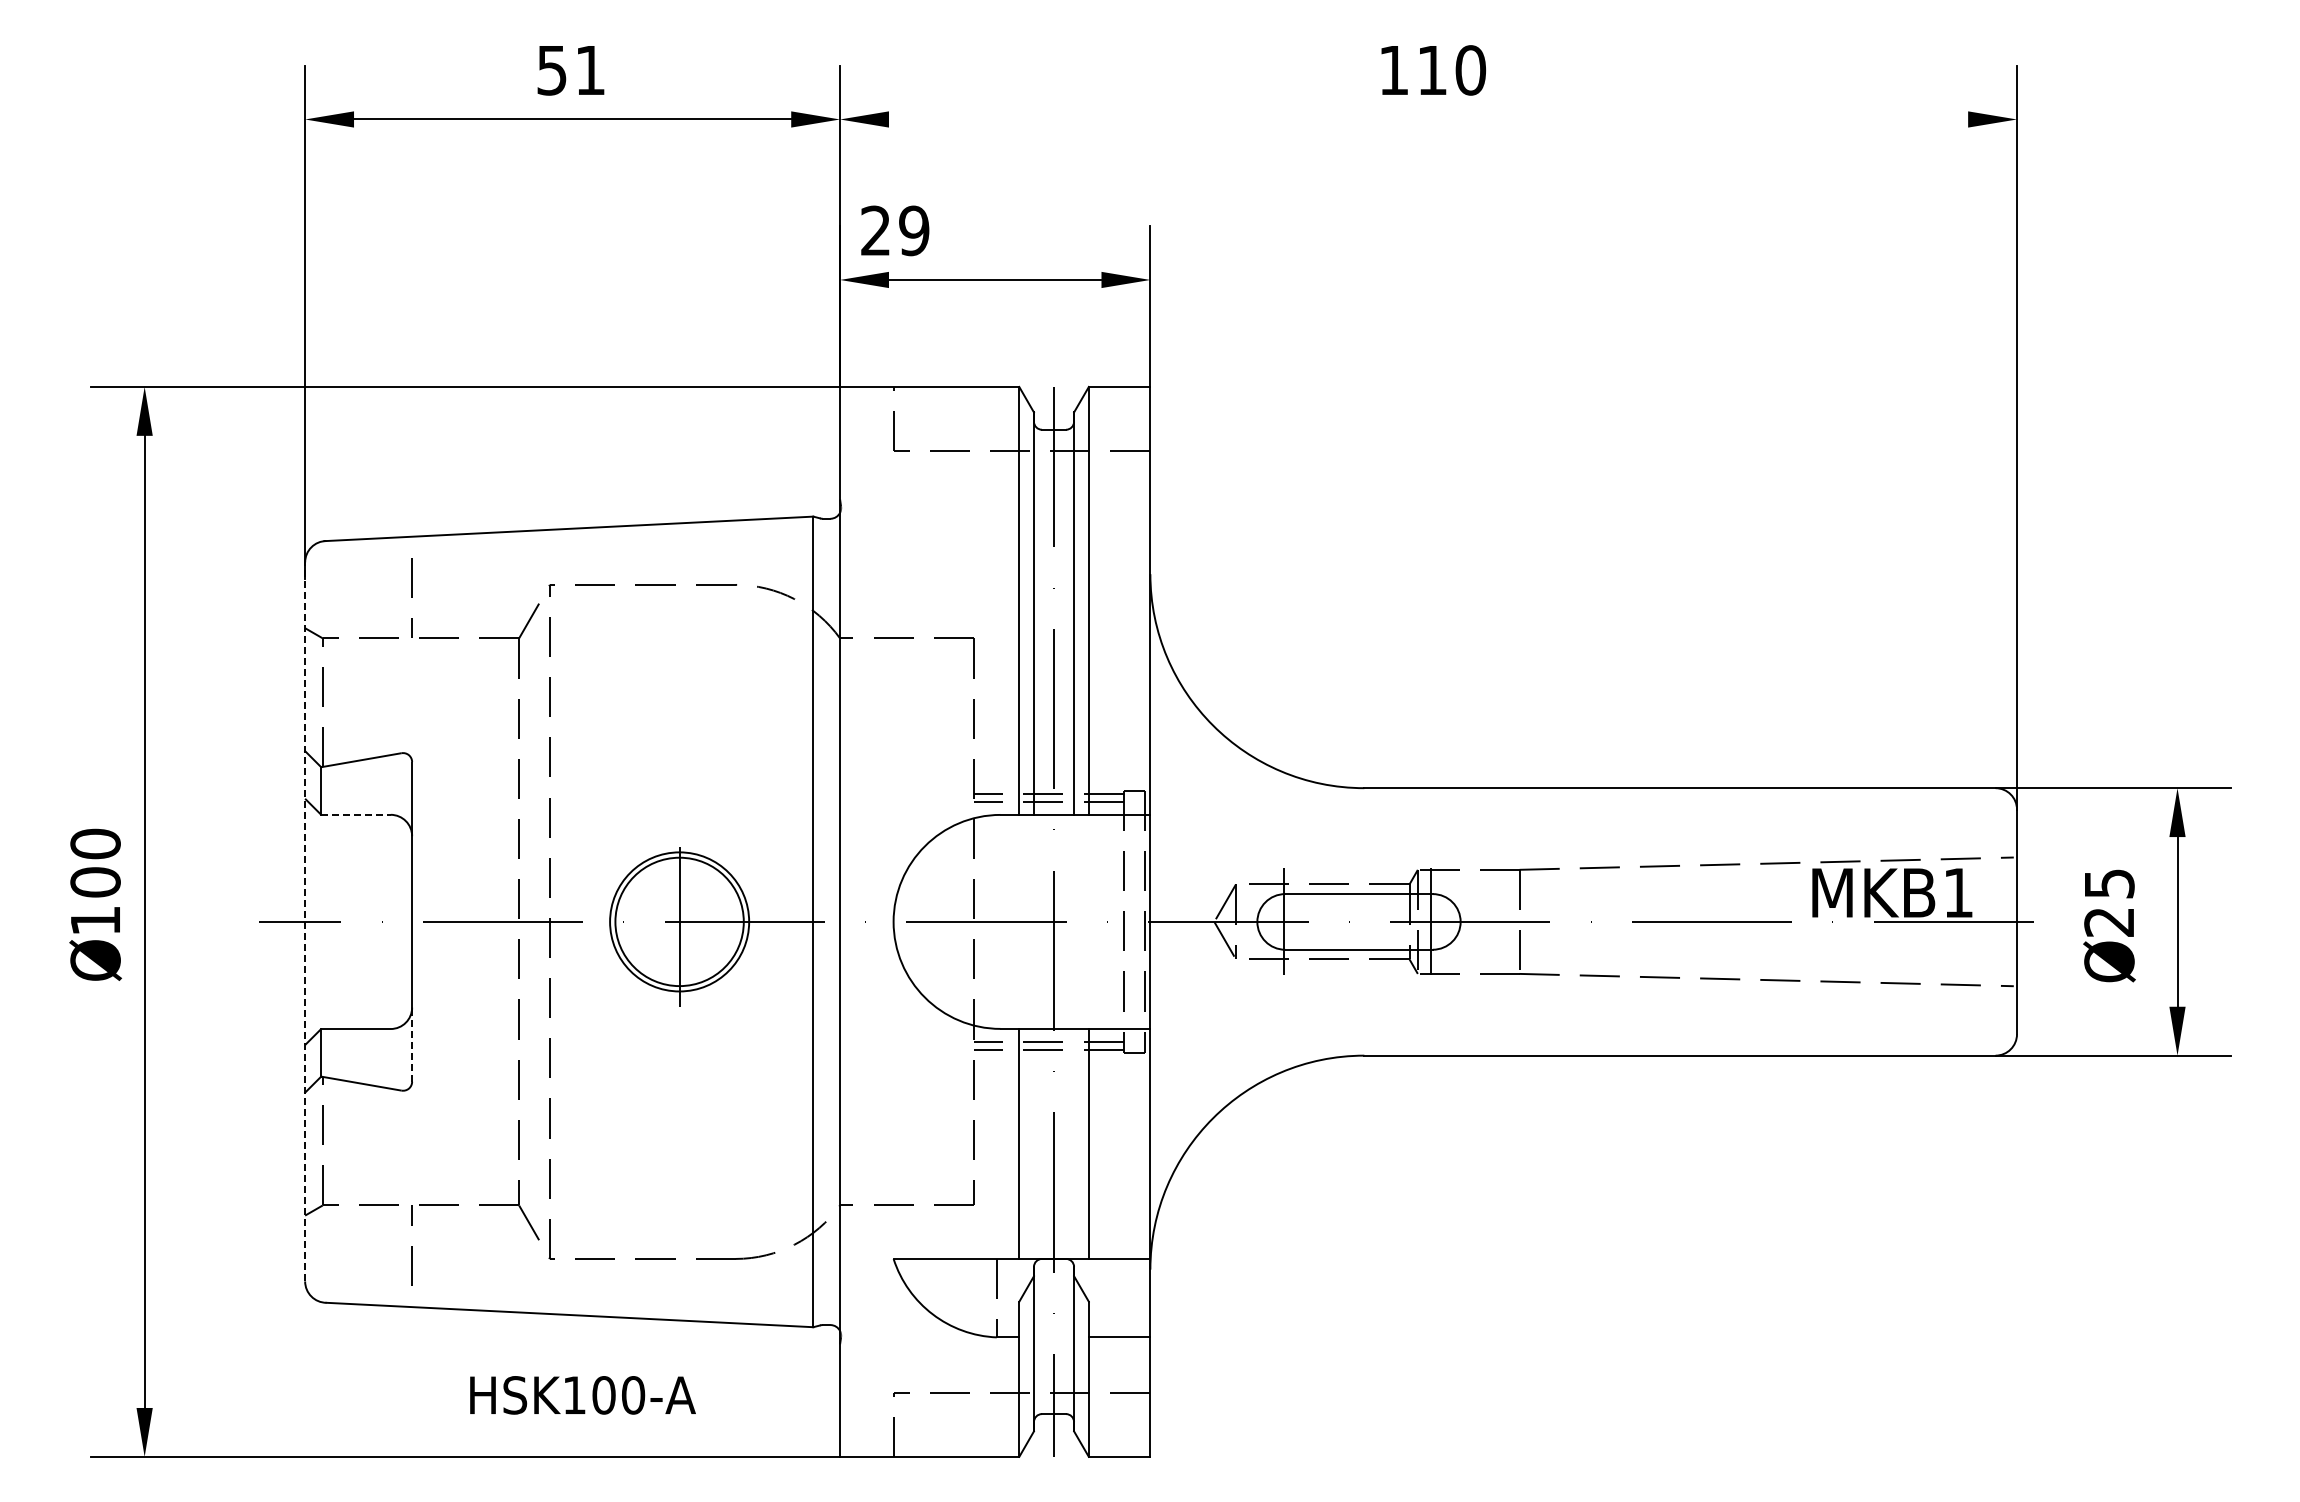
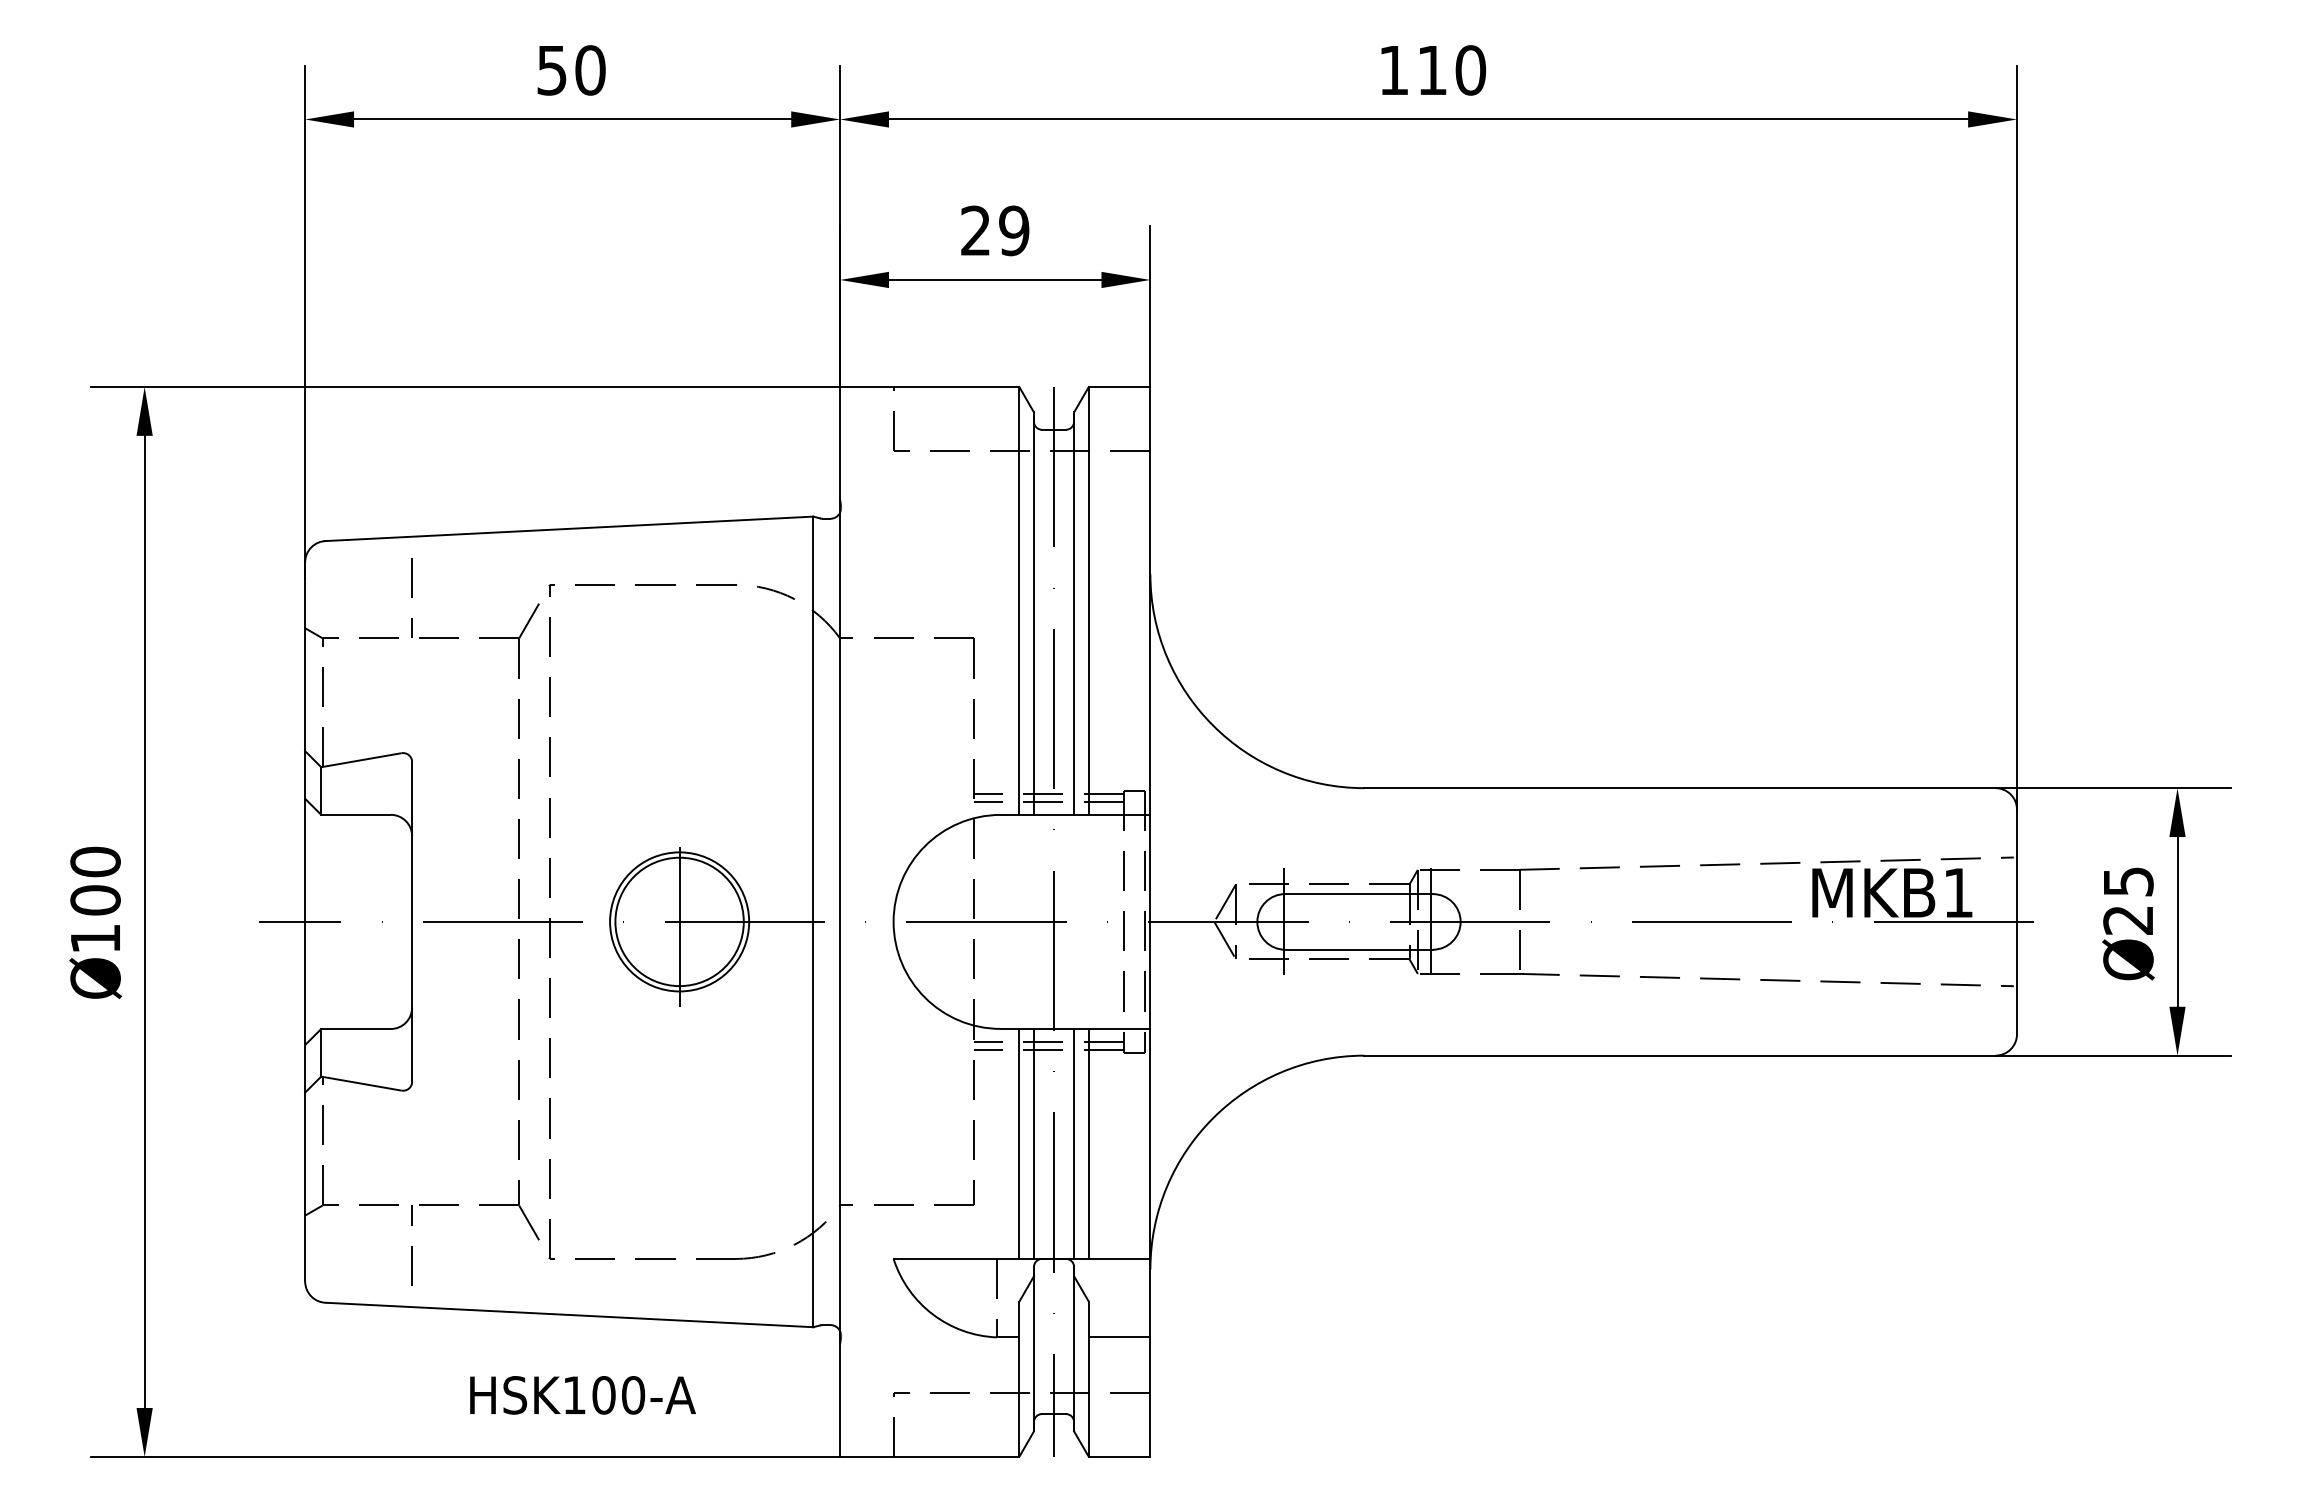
text: 51 -> 50 (590, 70)
line: none -> present (1428, 119)
text position: (895, 230) -> (995, 230) (995, 230)
line: dashed -> solid (355, 814)
text position: (95, 904) -> (95, 922) (95, 922)
line: dashed -> solid (305, 921)
text position: (2109, 925) -> (2128, 923) (2128, 923)
line: dashed -> solid (412, 1044)
line: none -> present (1033, 1143)
line: none -> present (1074, 1143)
